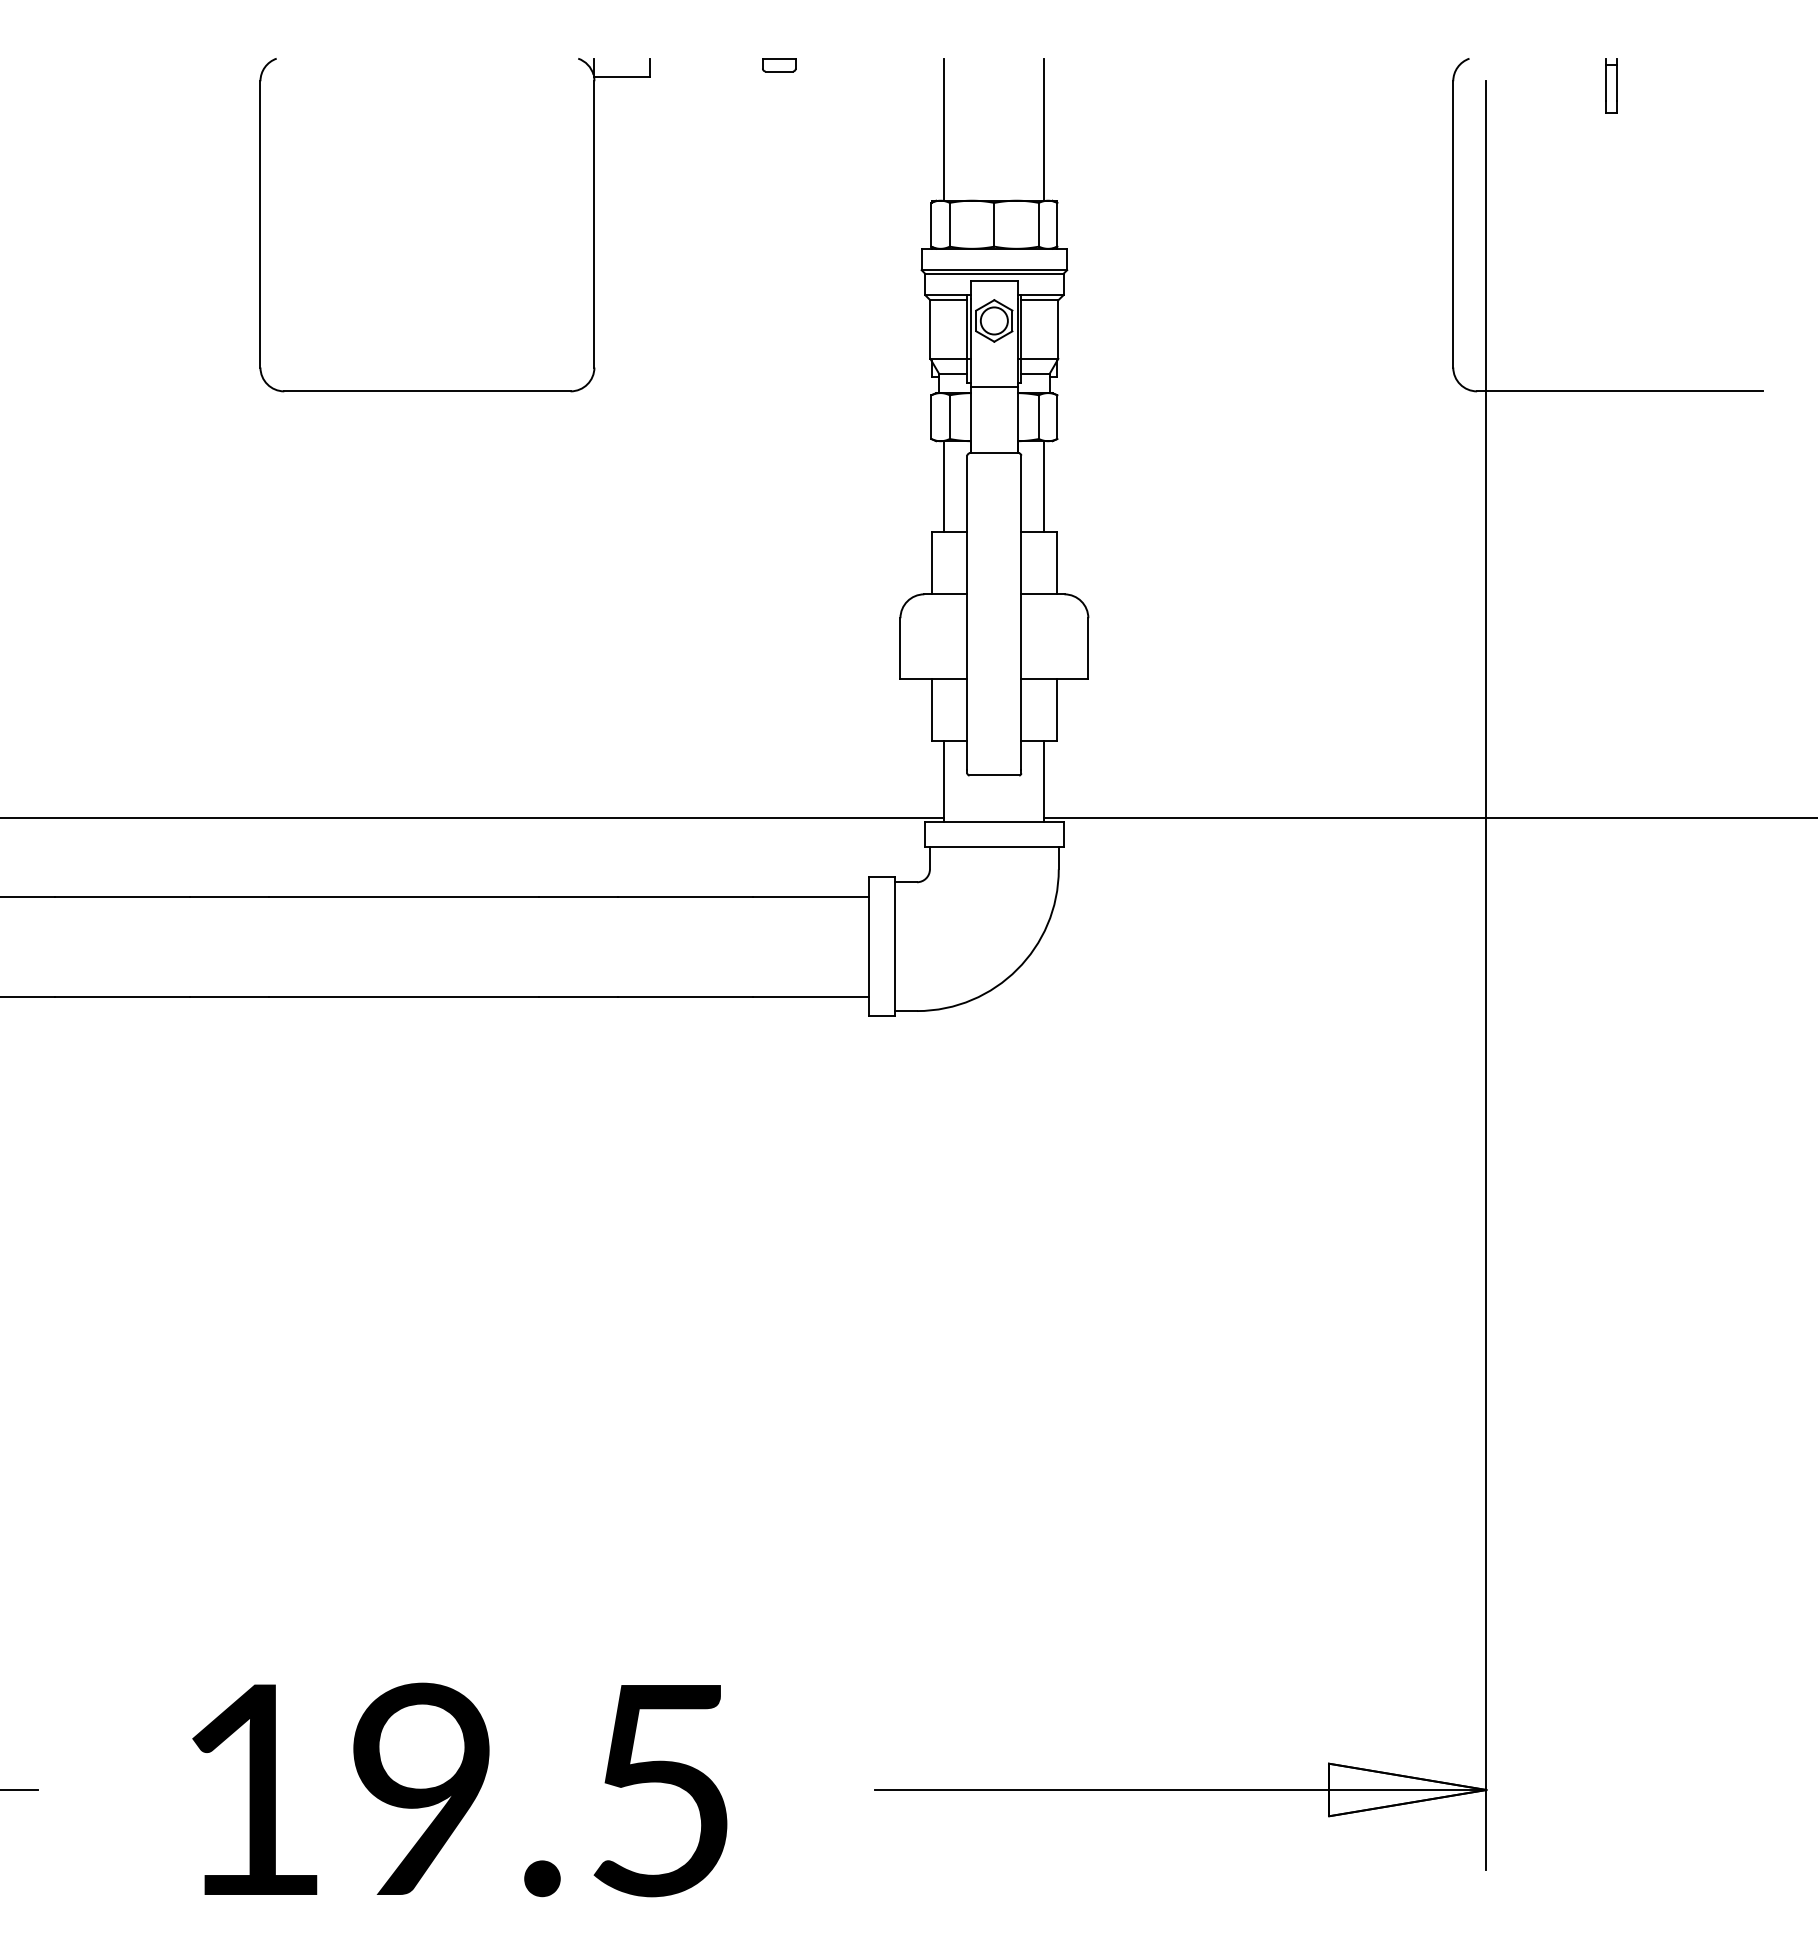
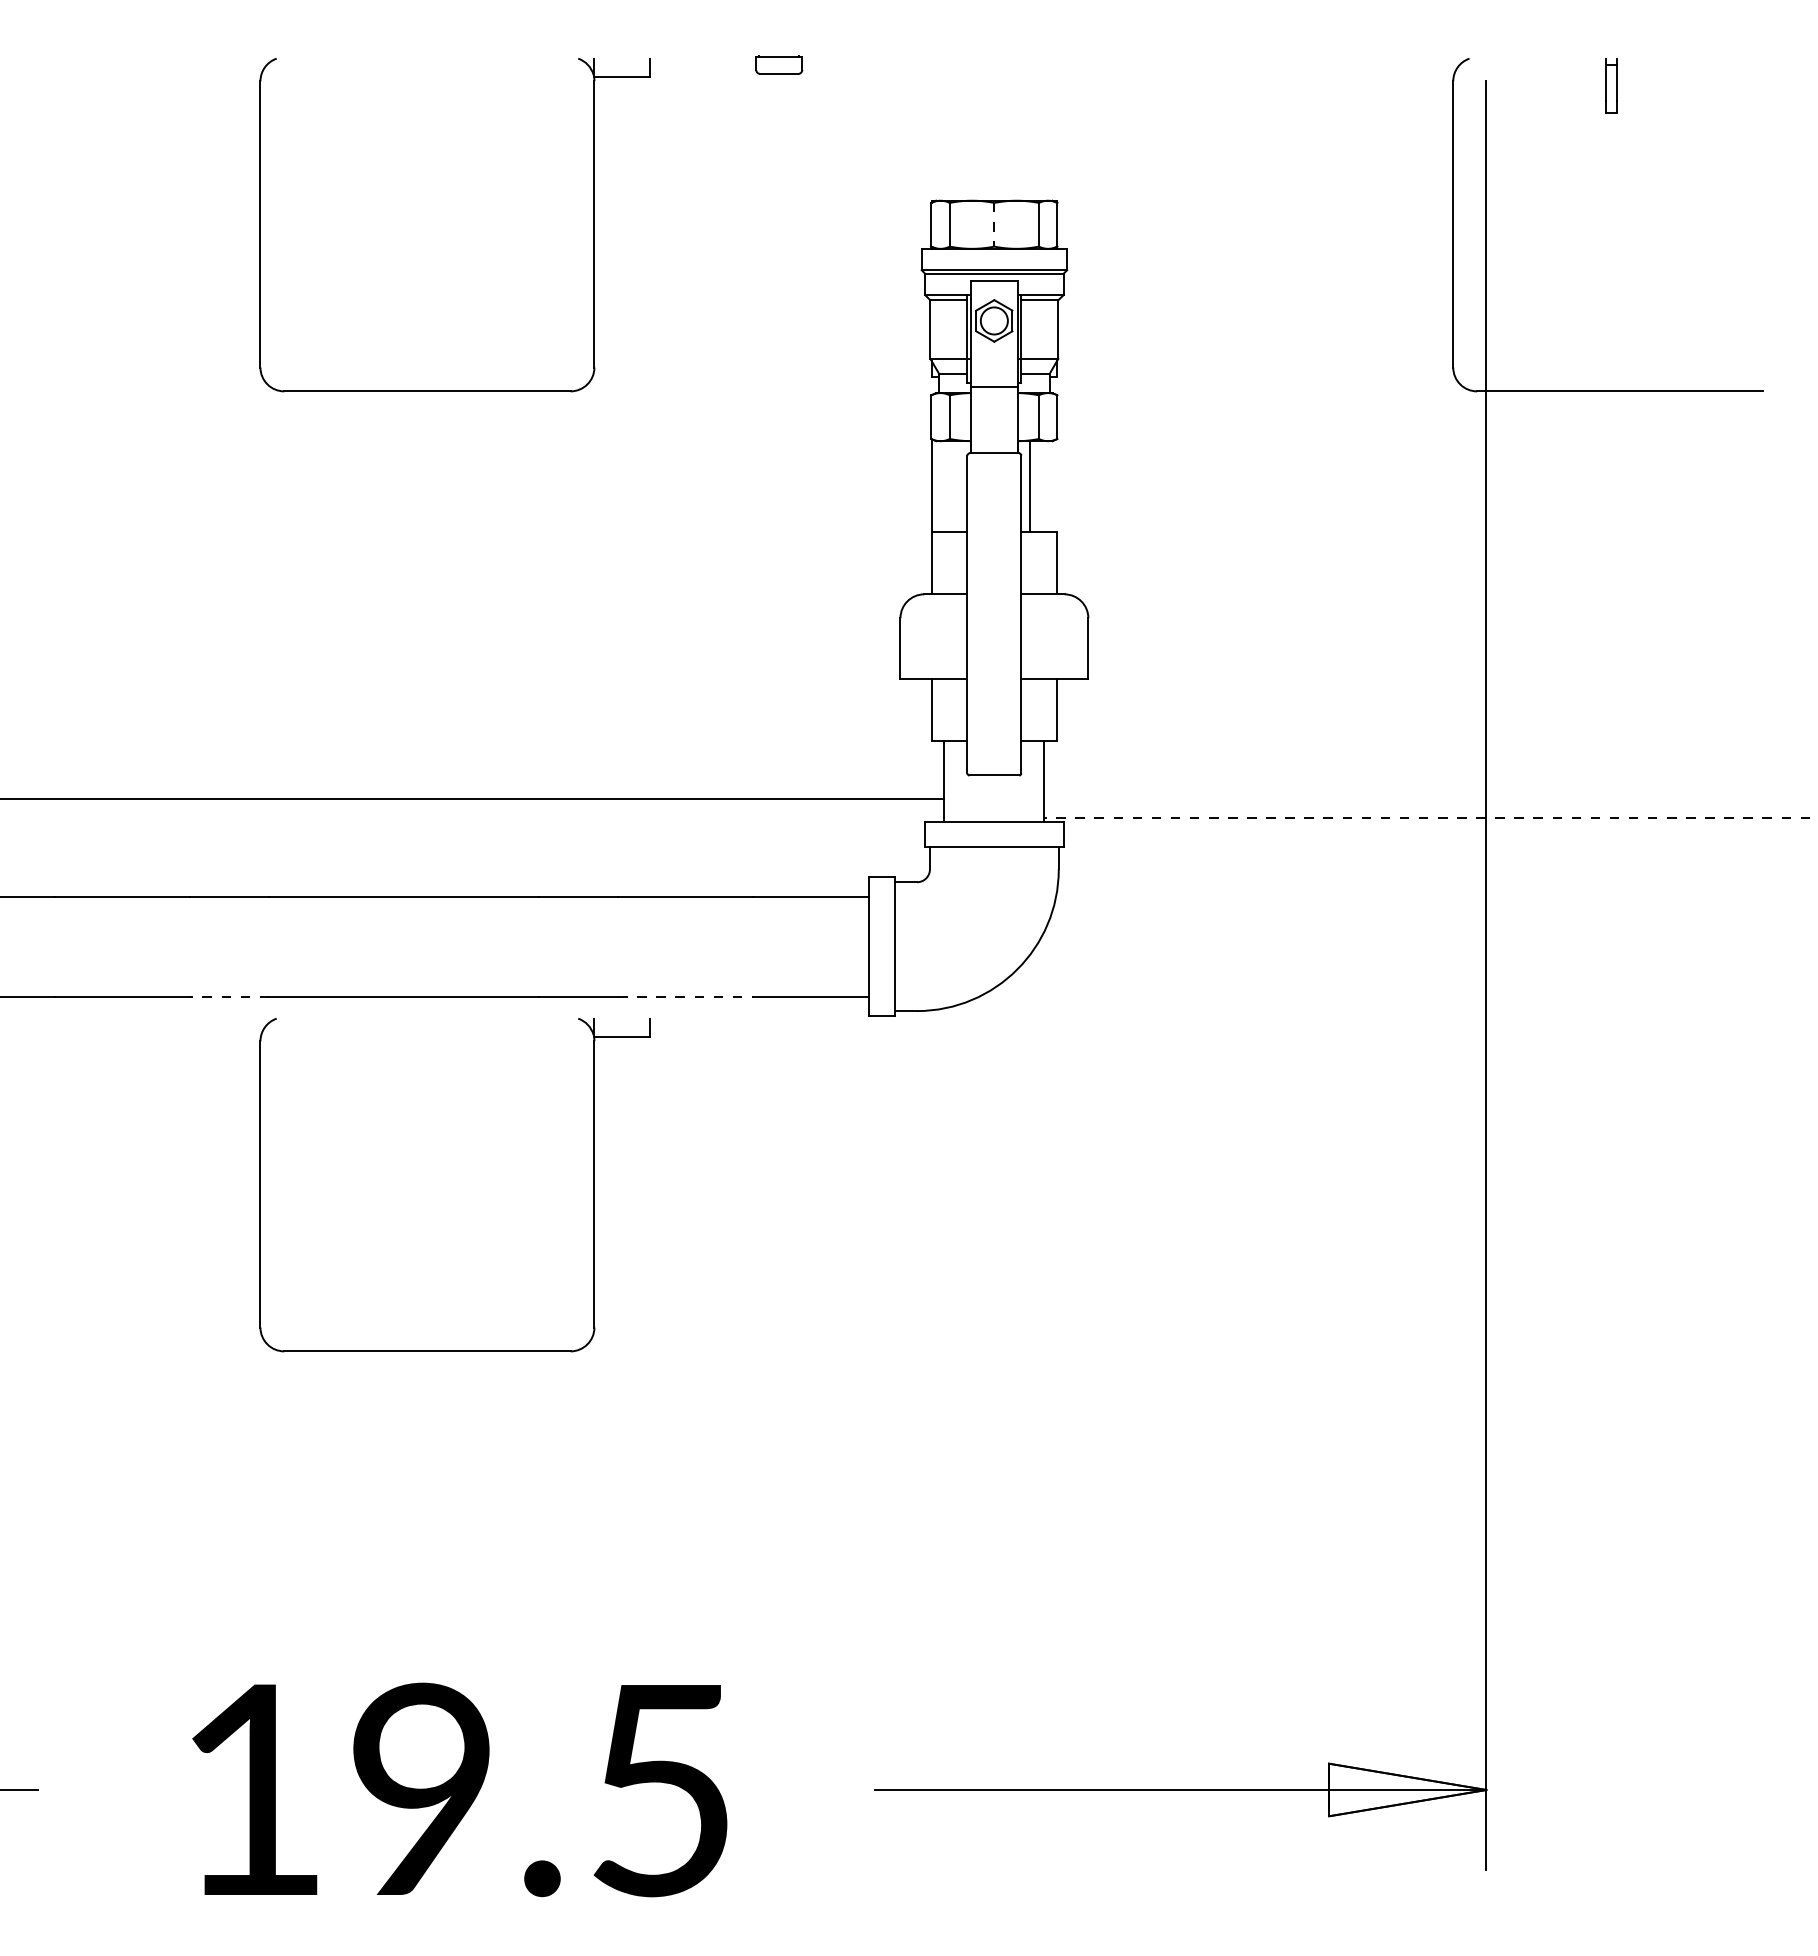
part size: 35x15 px -> 49x20 px (779, 64)
line: present -> none (944, 129)
line: present -> none (1044, 129)
line: solid -> dashed (994, 224)
line position: (944, 486) -> (932, 486) (932, 486)
line position: (1044, 486) -> (1030, 486) (1030, 486)
line position: (473, 818) -> (473, 799) (473, 799)
line: solid -> dashed (1430, 818)
line: solid -> dashed (229, 996)
line: solid -> dashed (686, 996)
part: none -> present (593, 1185)
